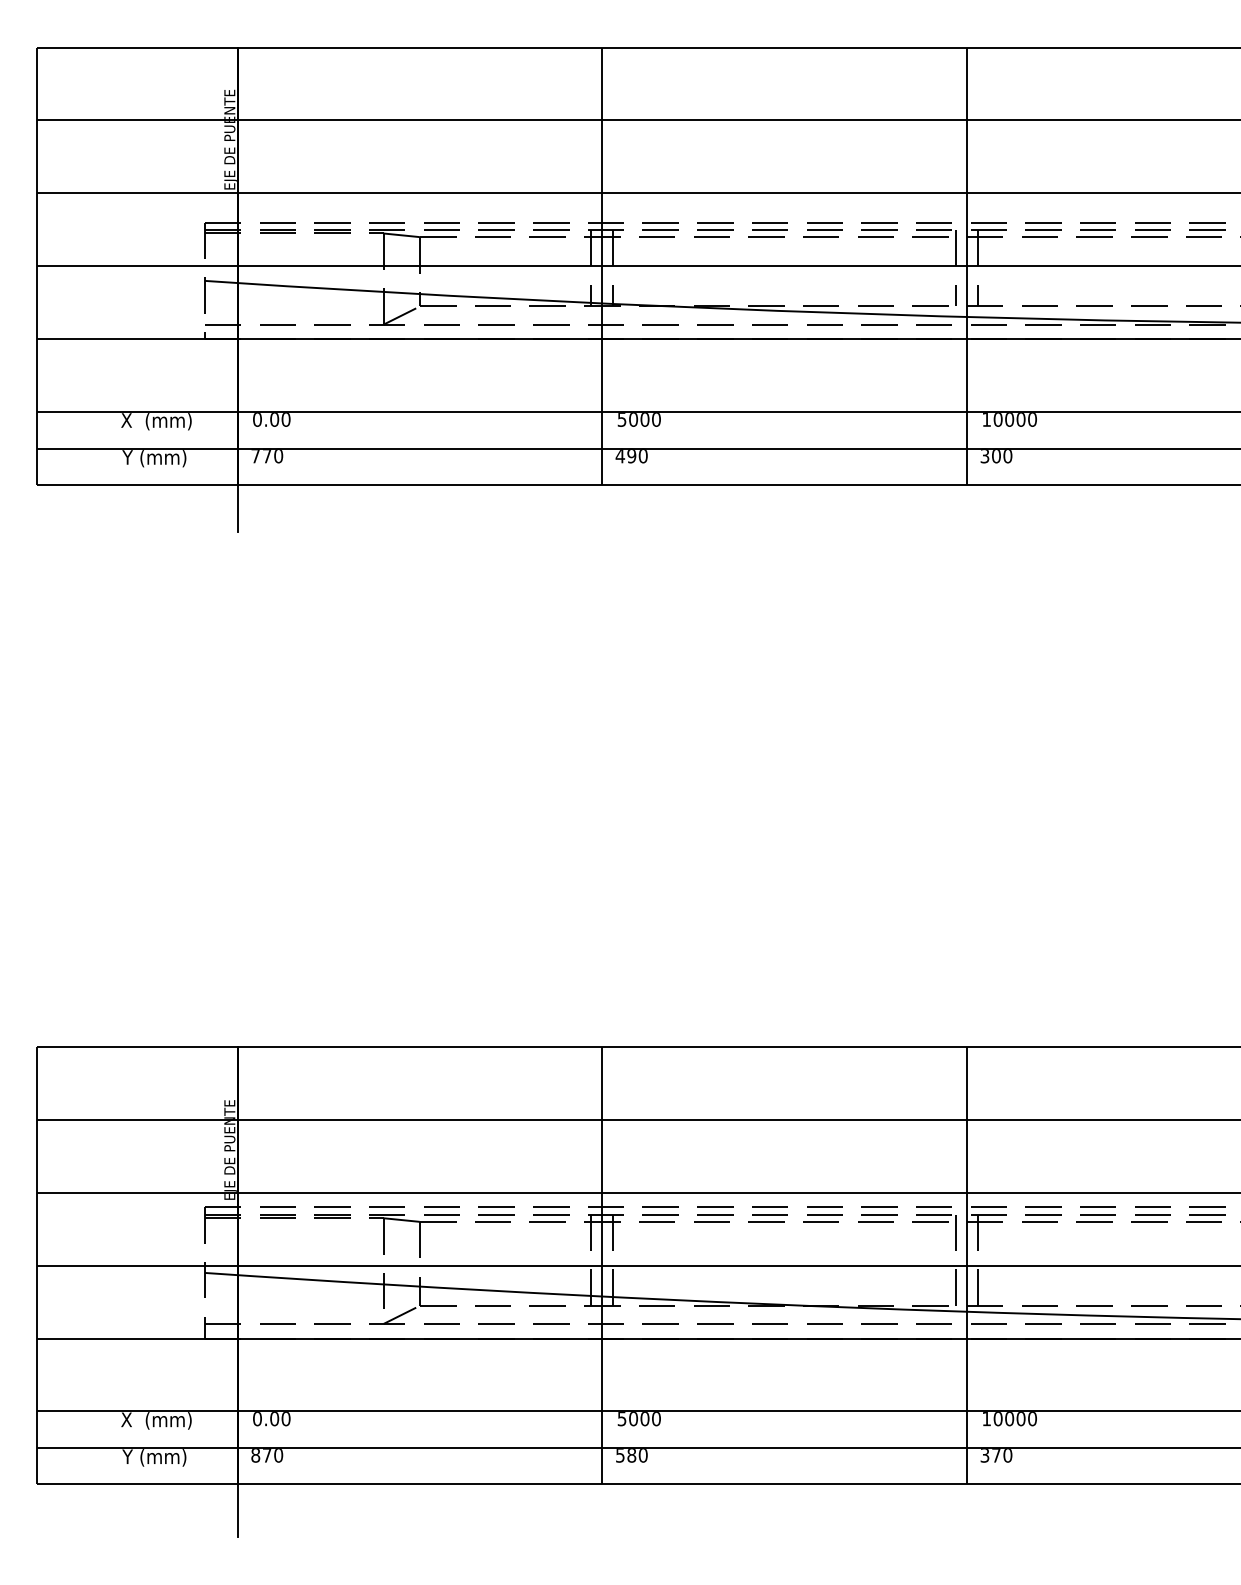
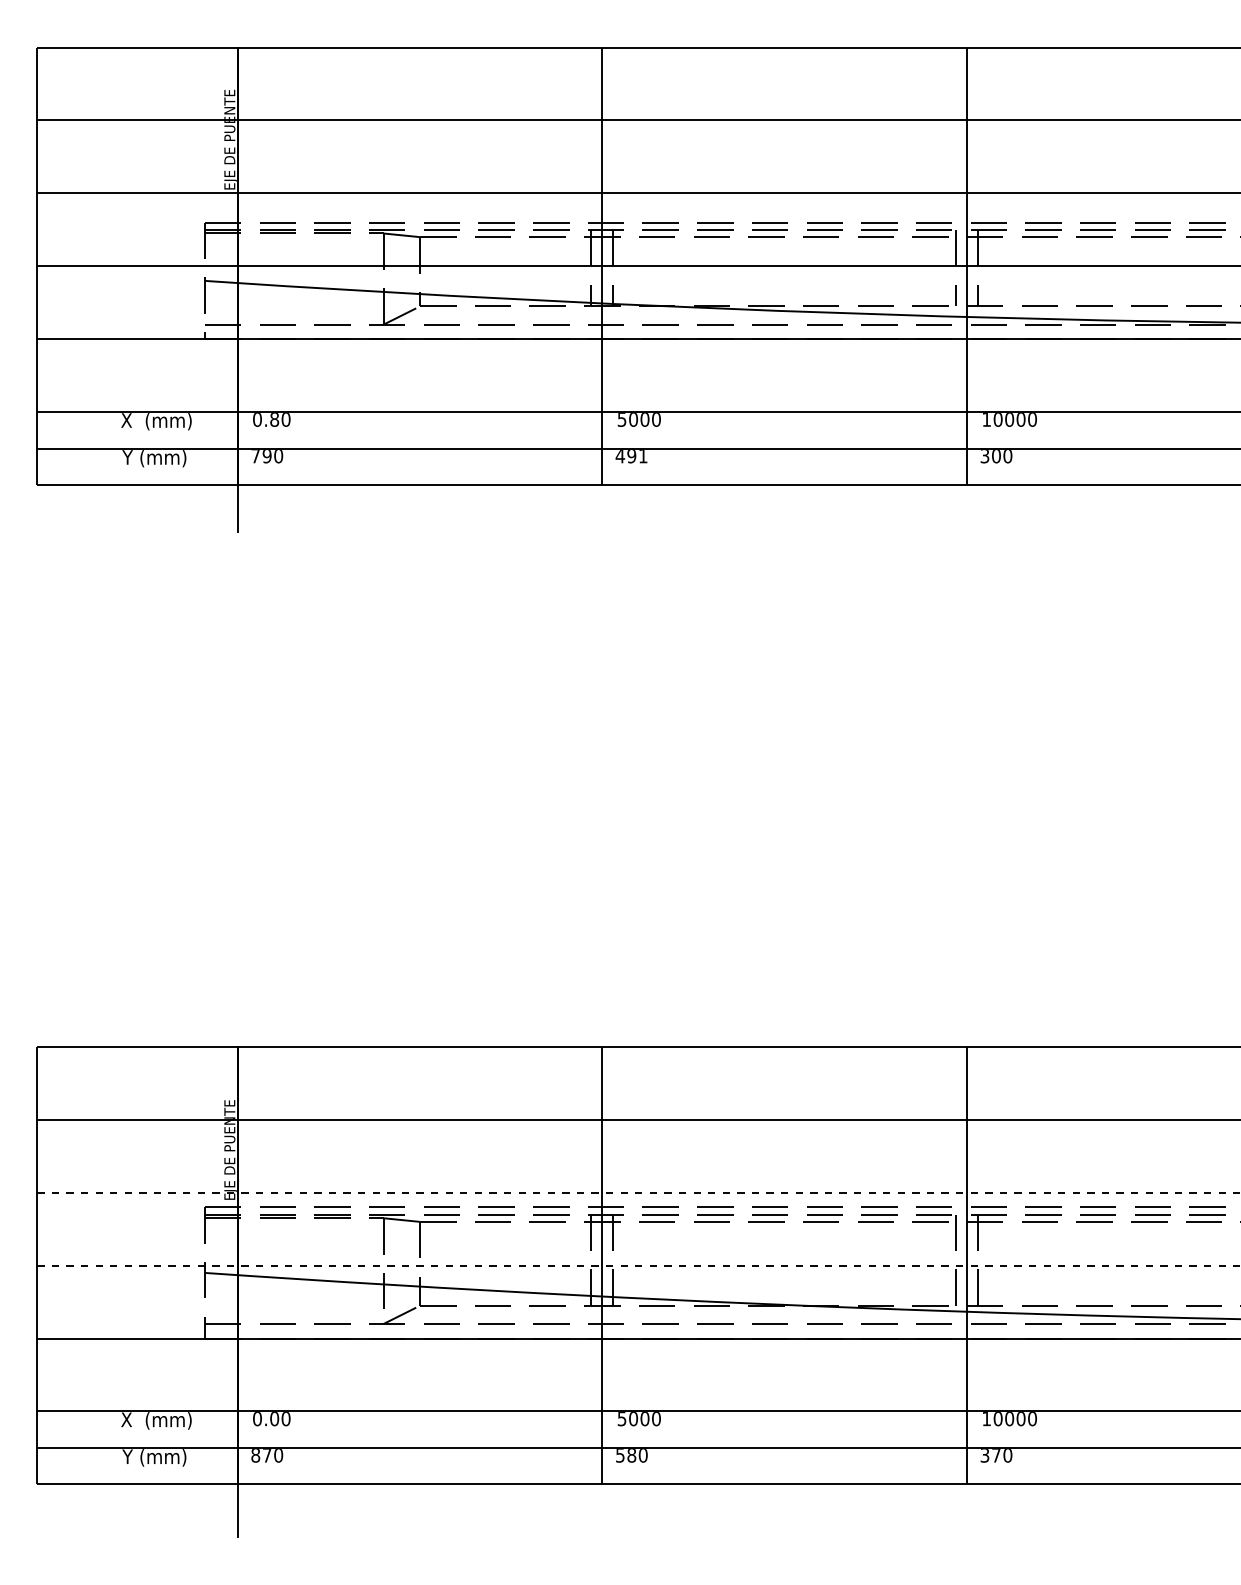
text: 0.00 -> 0.80 (274, 419)
text: 770 -> 790 (266, 456)
text: 490 -> 491 (642, 456)
line: solid -> dashed (639, 1192)
line: solid -> dashed (639, 1265)
